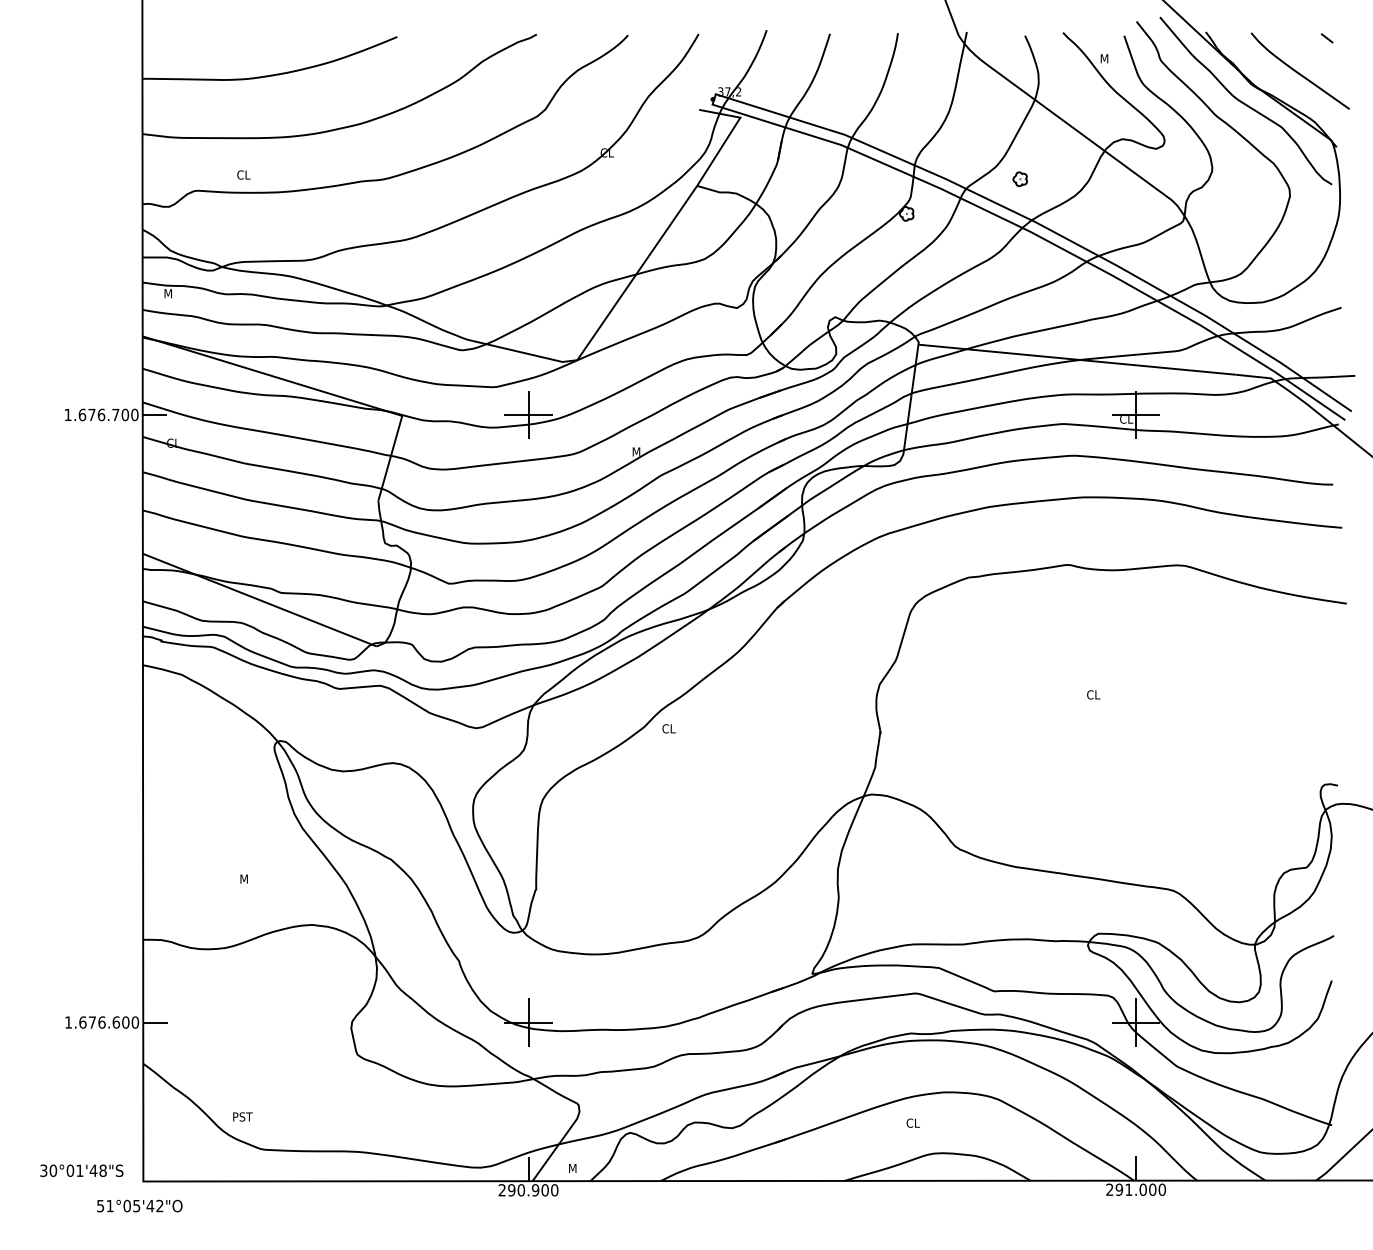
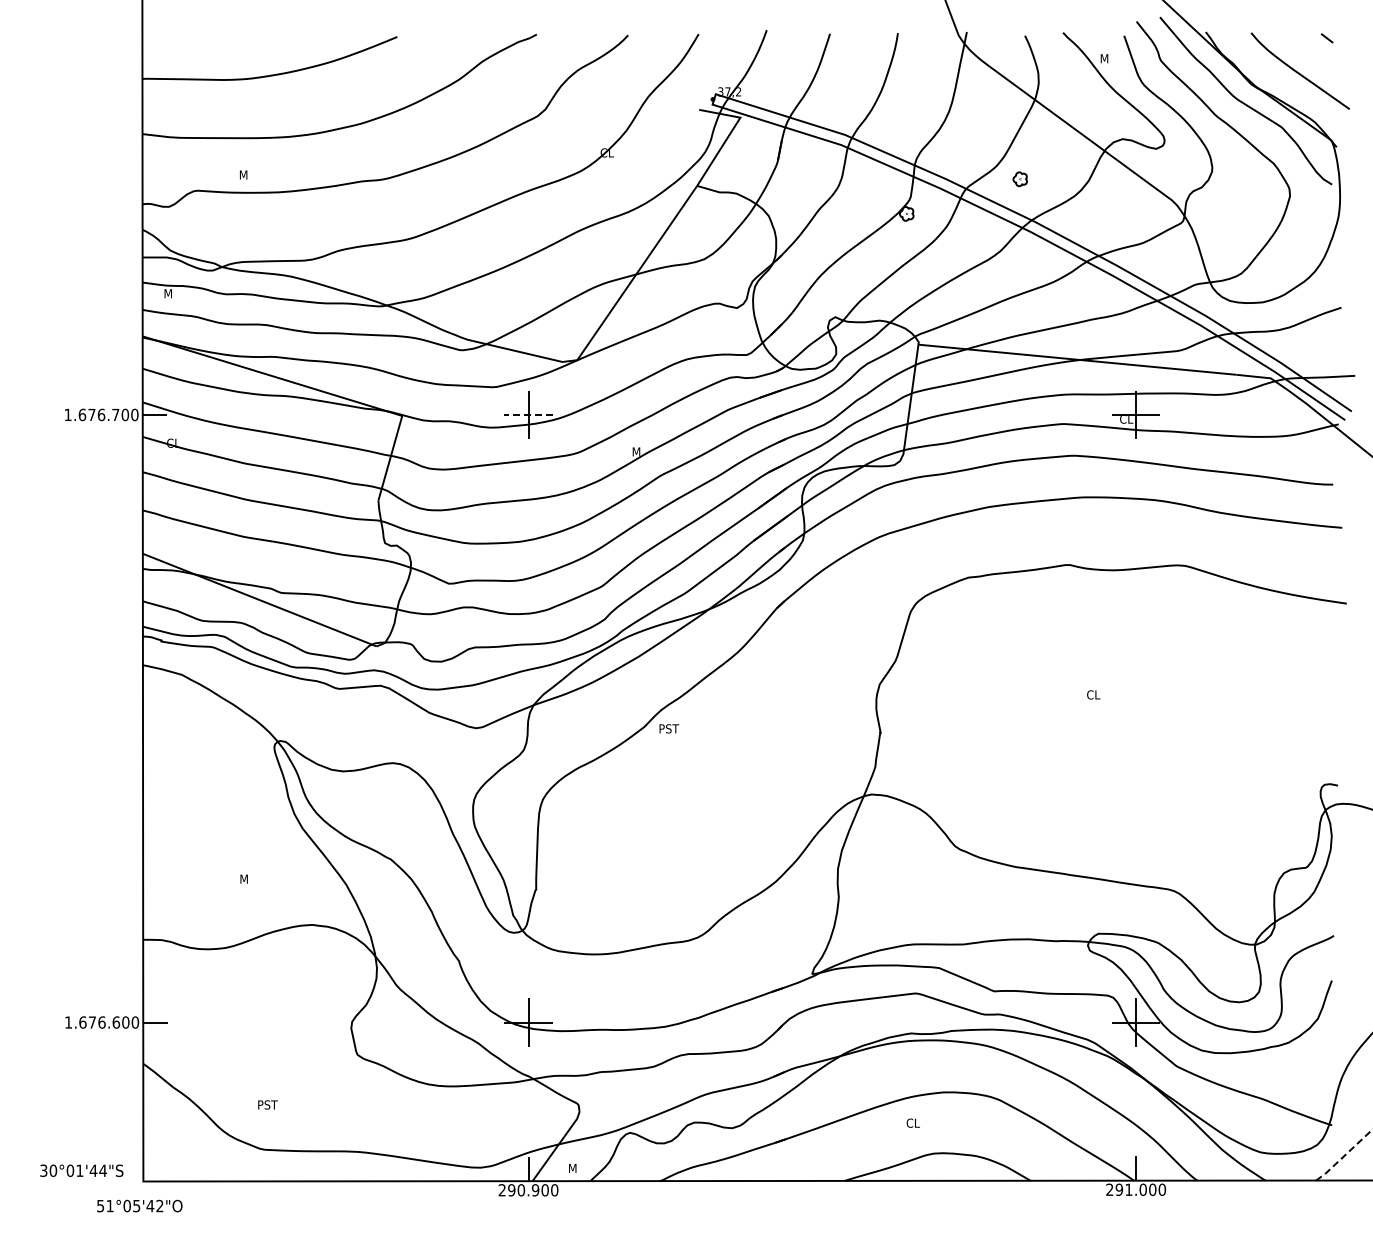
text: CL -> M (243, 174)
line: solid -> dashed (528, 414)
text: CL -> PST (669, 728)
text position: (242, 1116) -> (267, 1104) (267, 1104)
line: solid -> dashed (1344, 1155)
text: 30°01'48"S -> 30°01'44"S (103, 1170)
